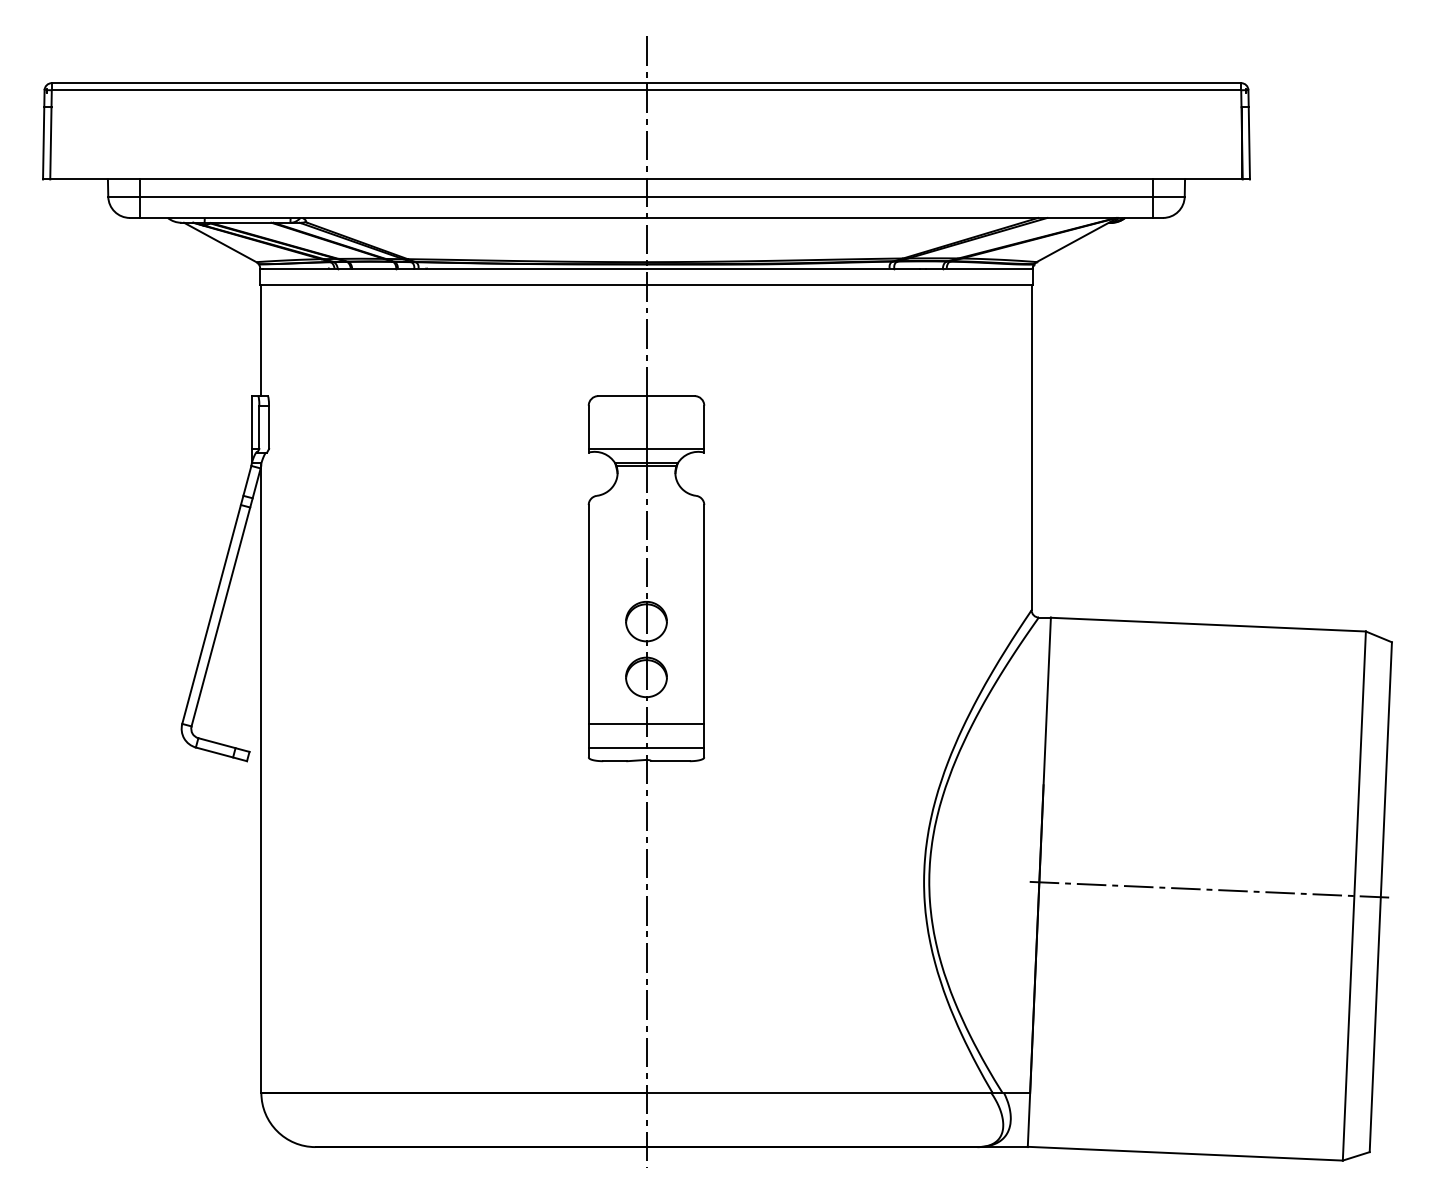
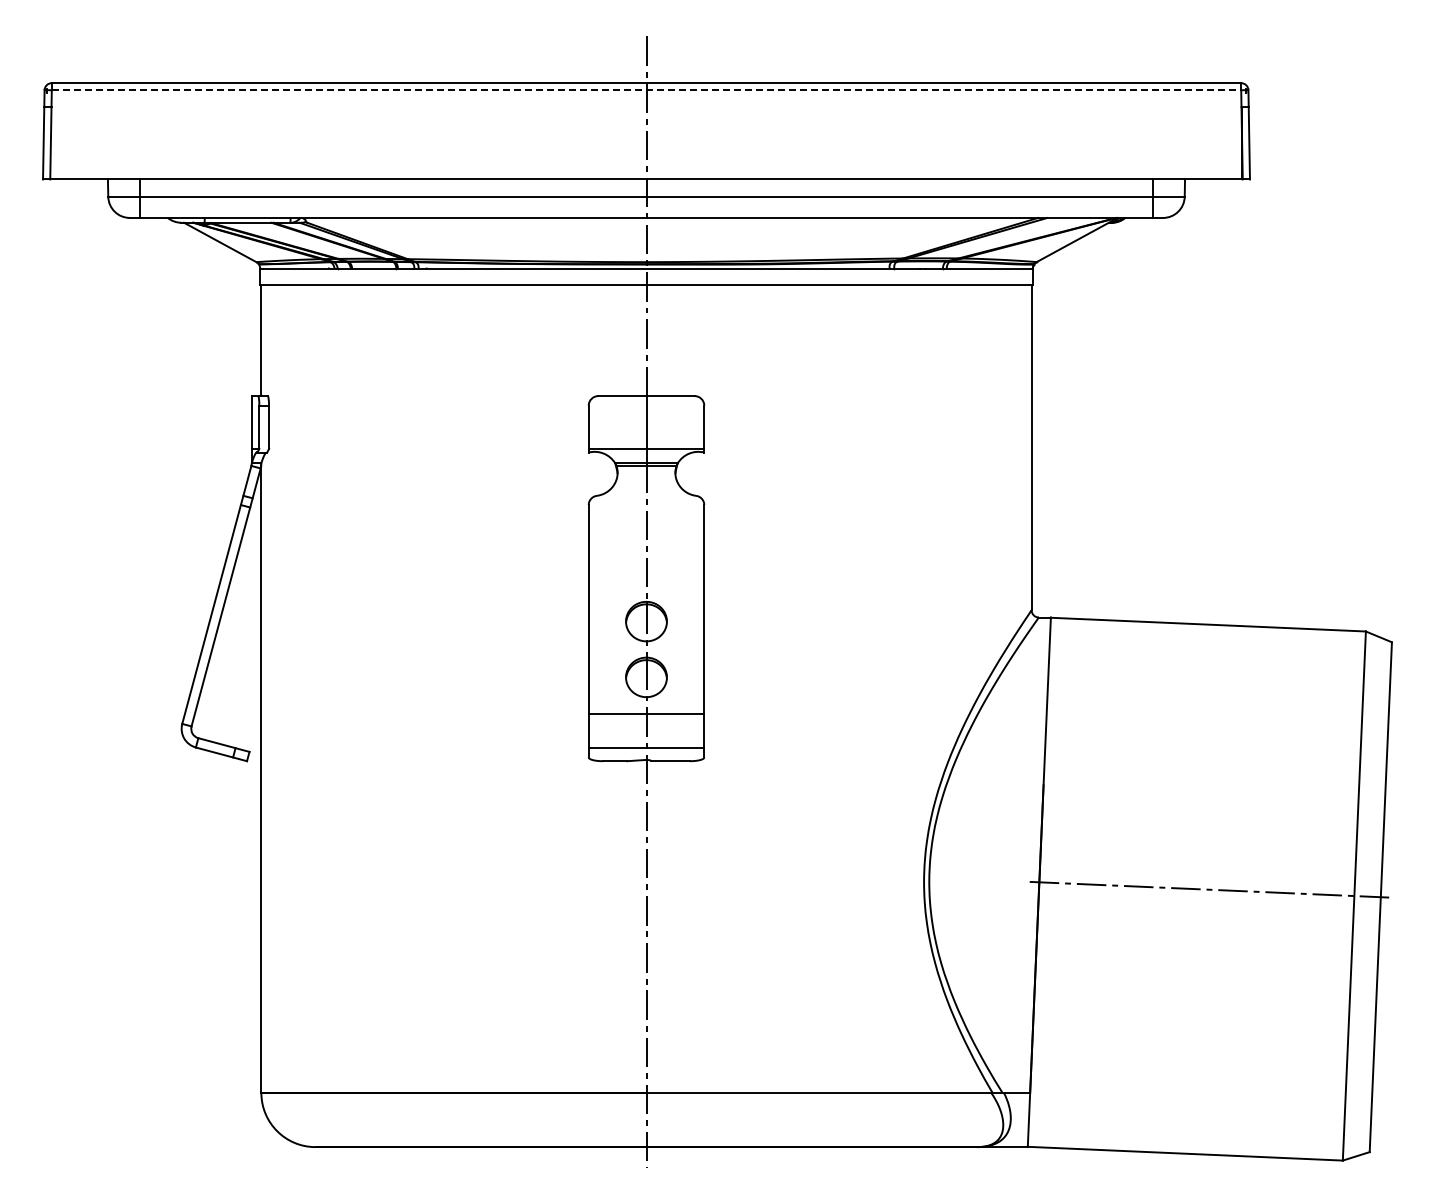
line: solid -> dashed (646, 90)
line position: (646, 723) -> (646, 713) (646, 713)
